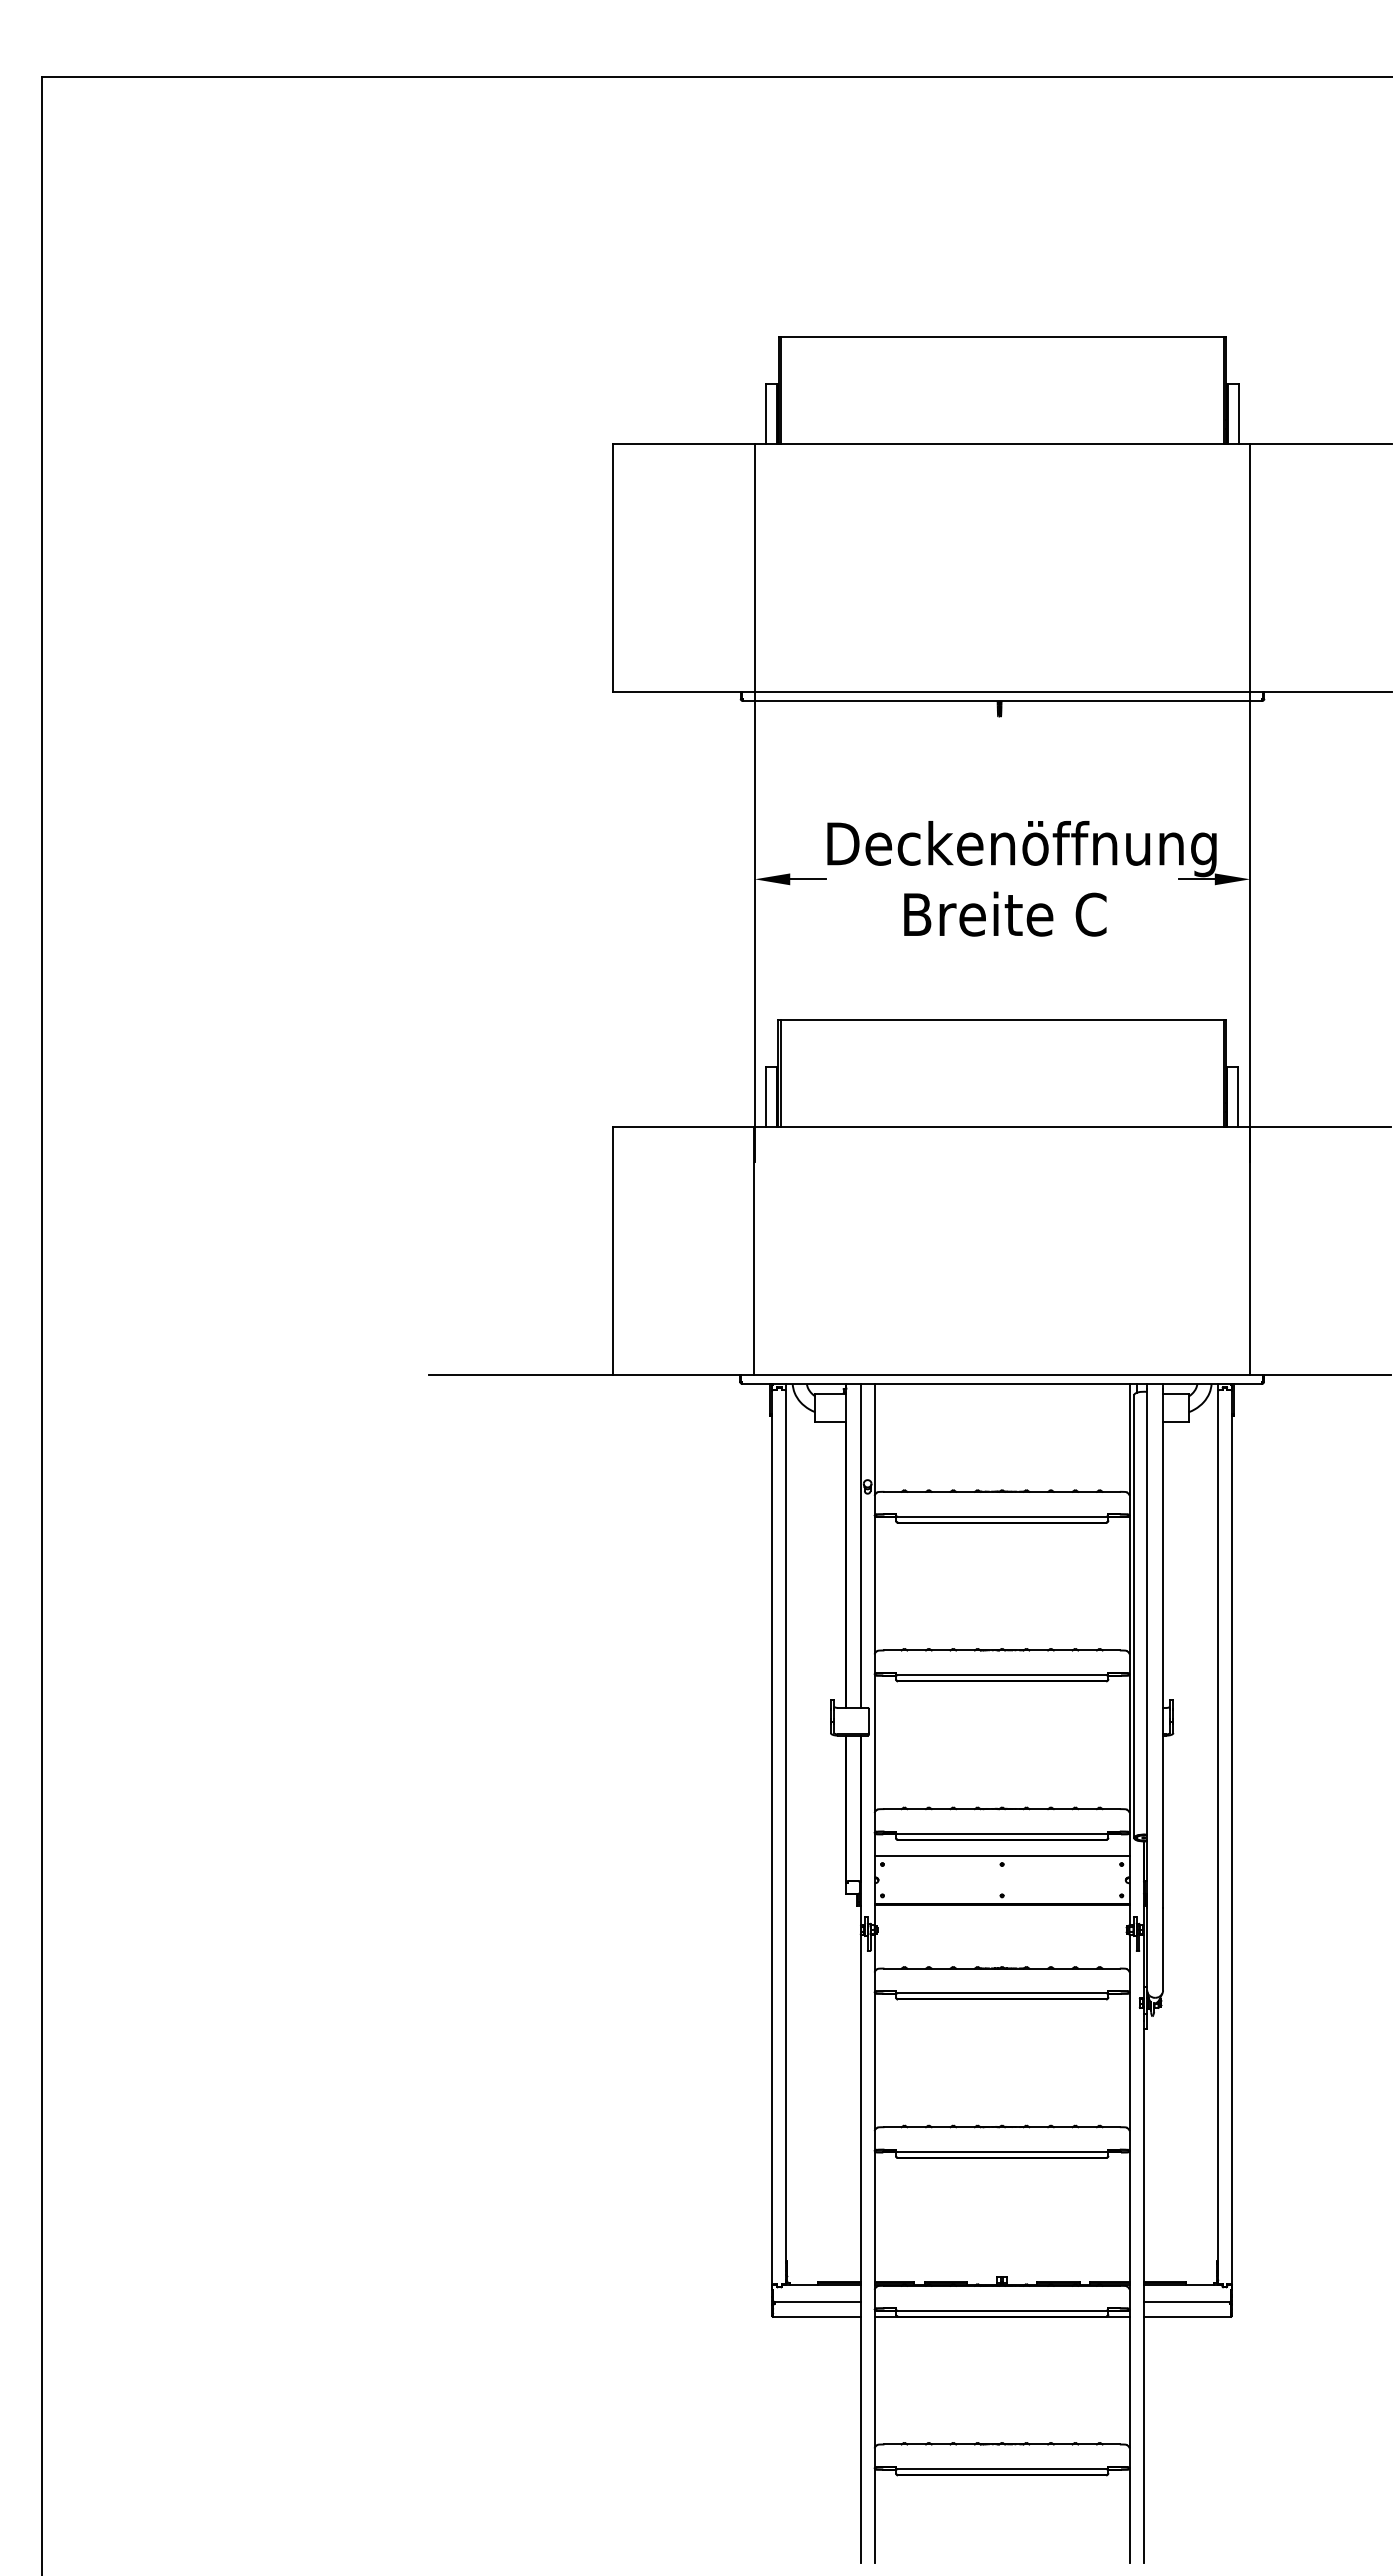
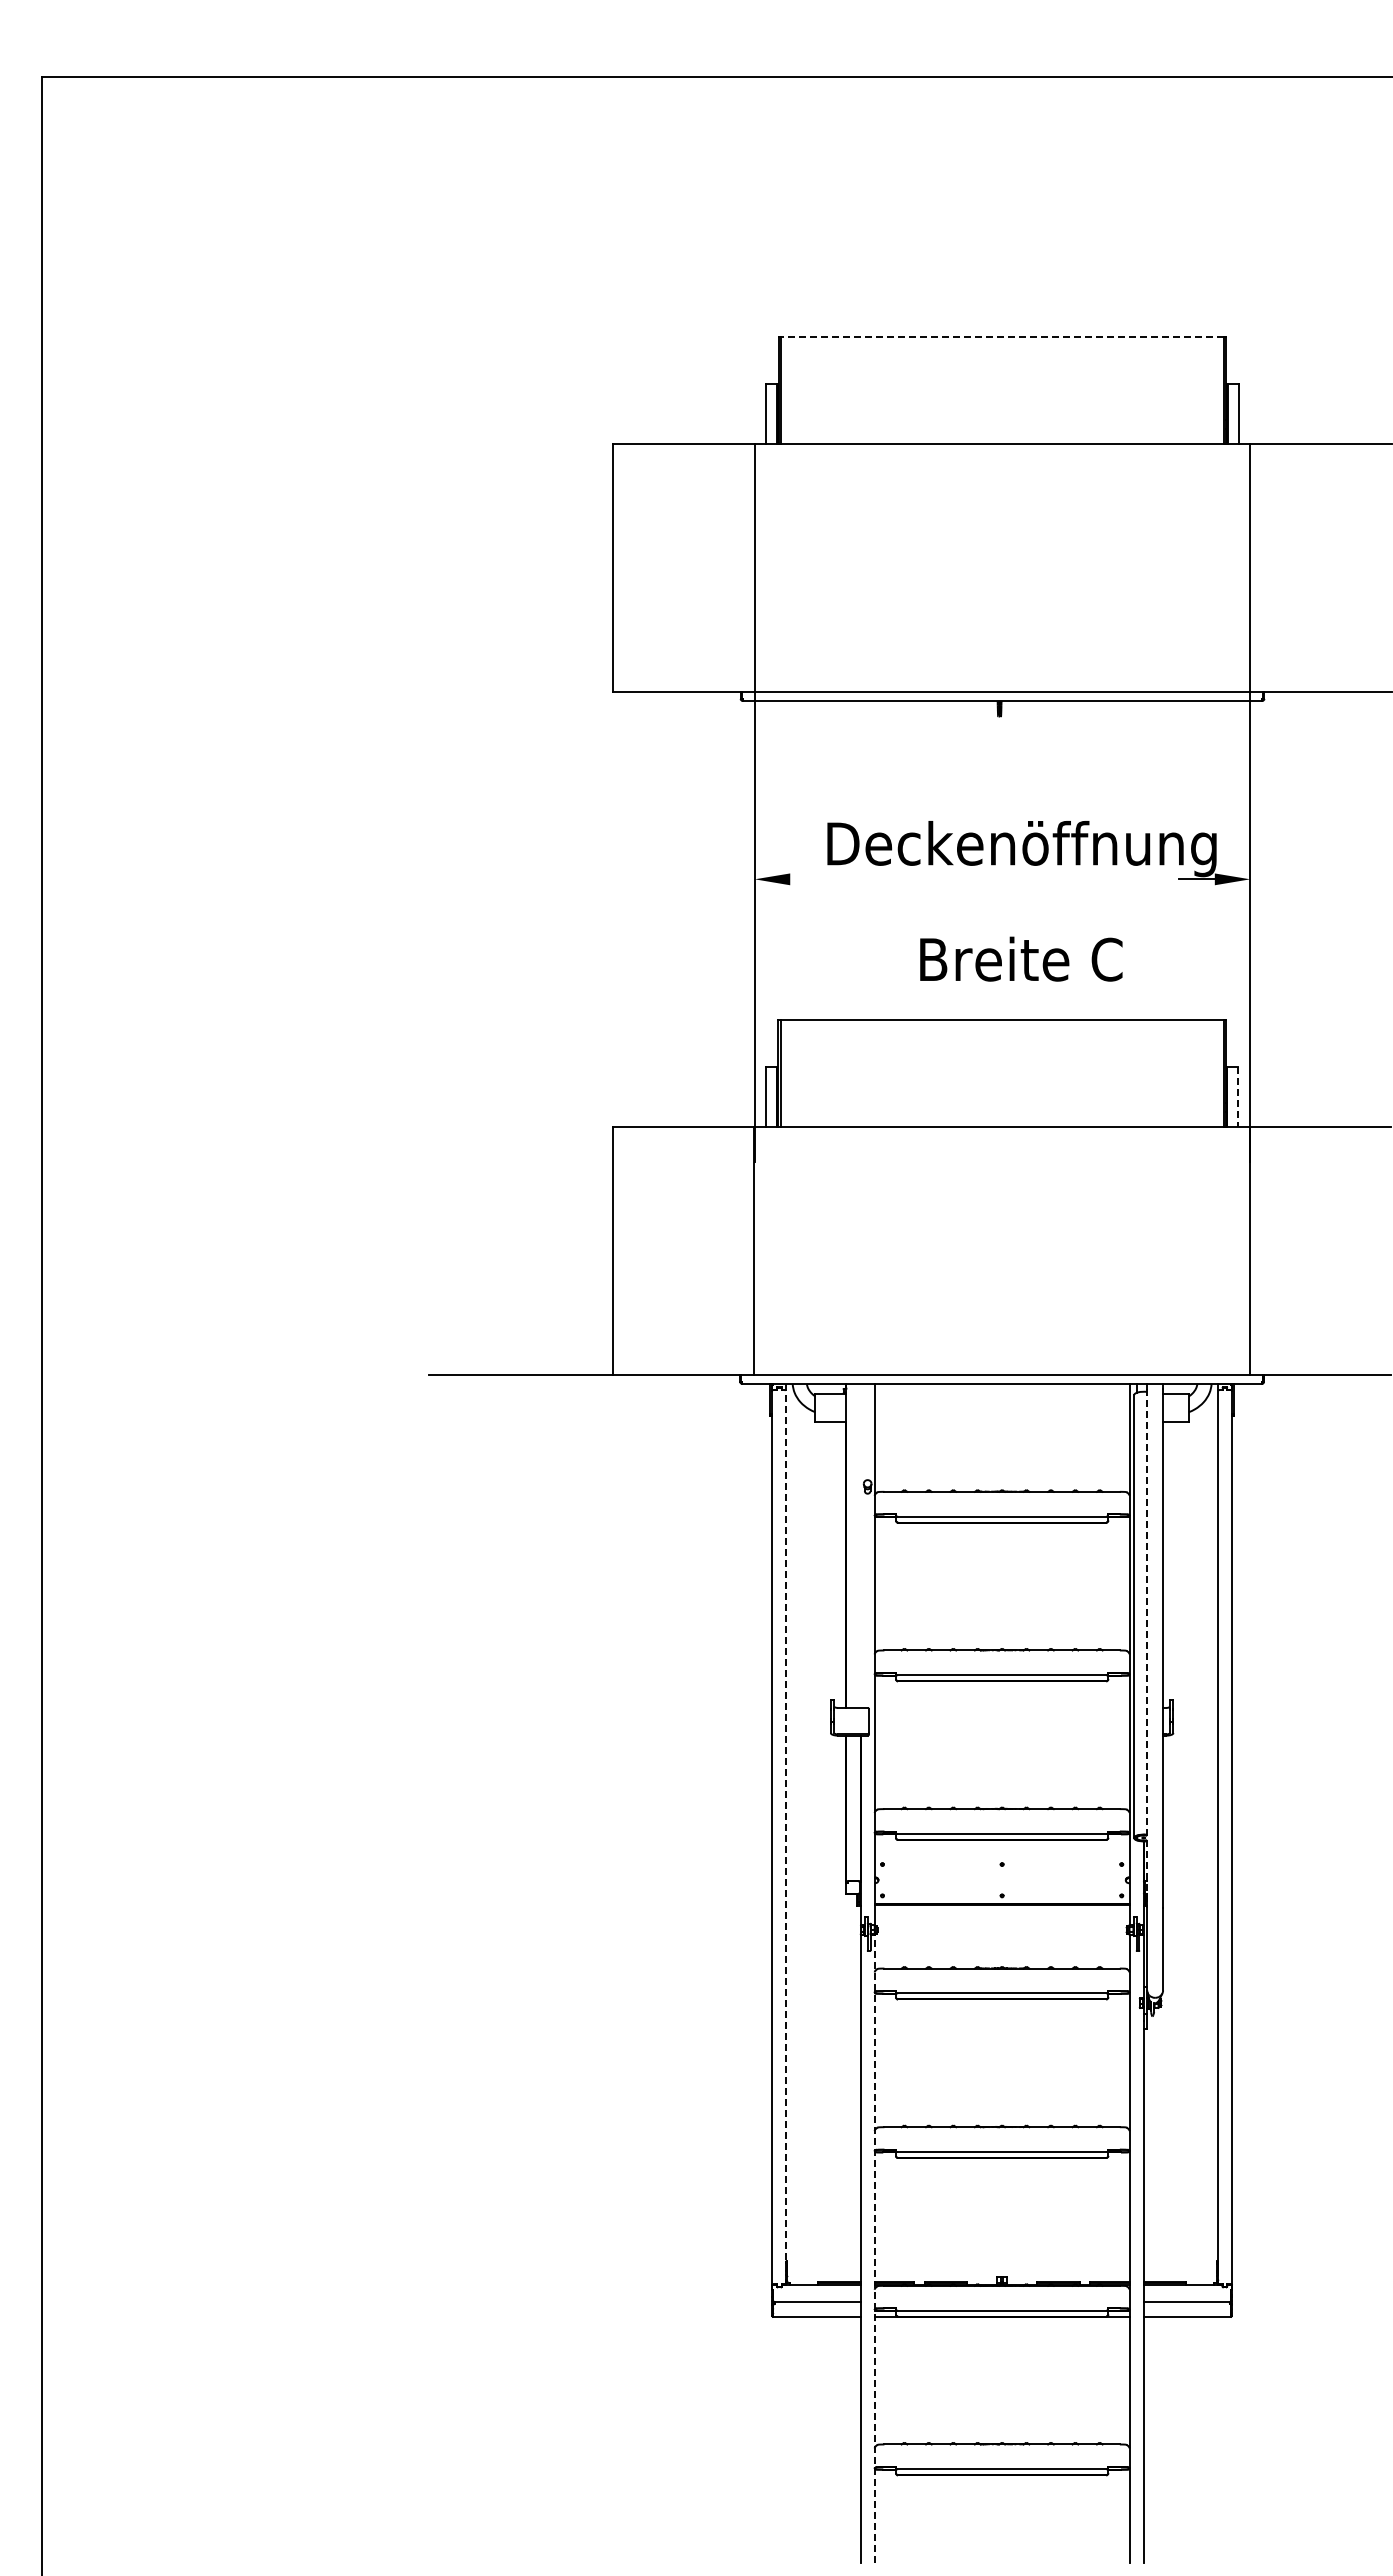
line: solid -> dashed (1002, 336)
line: present -> none (807, 879)
text position: (1005, 913) -> (1021, 958) (1021, 958)
line: solid -> dashed (1238, 1097)
line: present -> none (860, 1545)
line: solid -> dashed (1147, 1648)
line: solid -> dashed (785, 1822)
line: present -> none (1001, 1856)
line: solid -> dashed (874, 2248)
